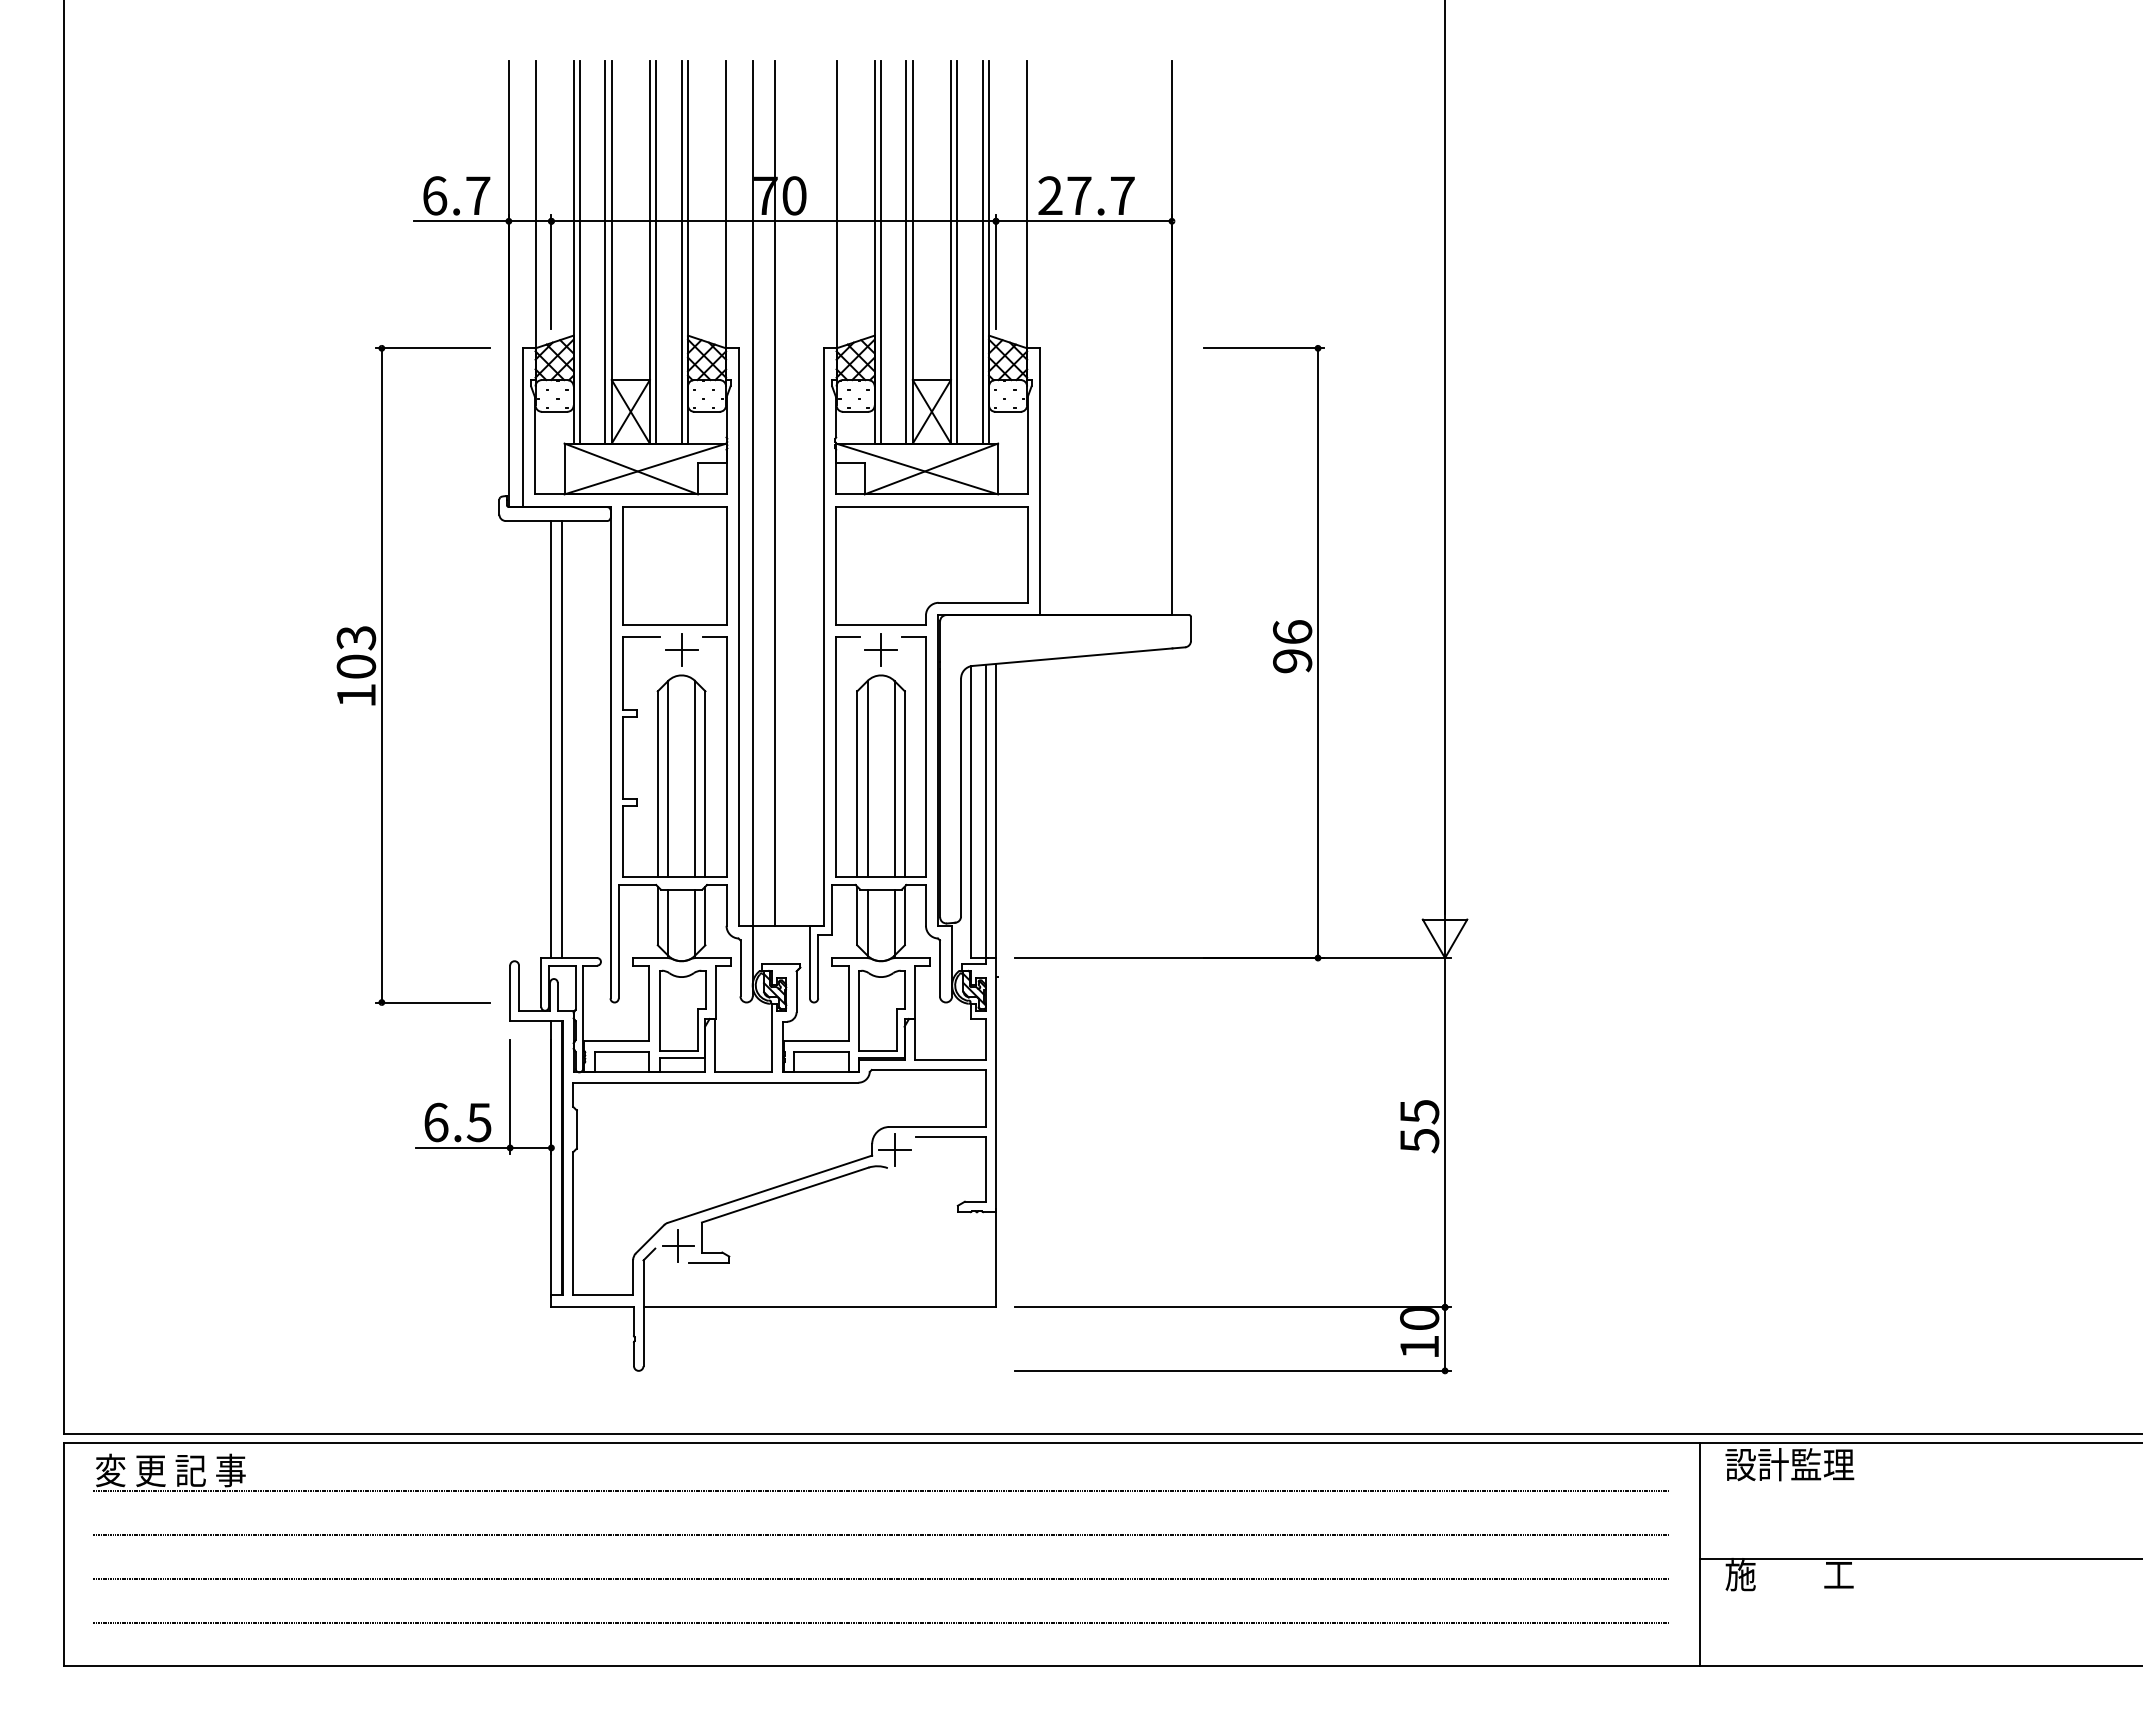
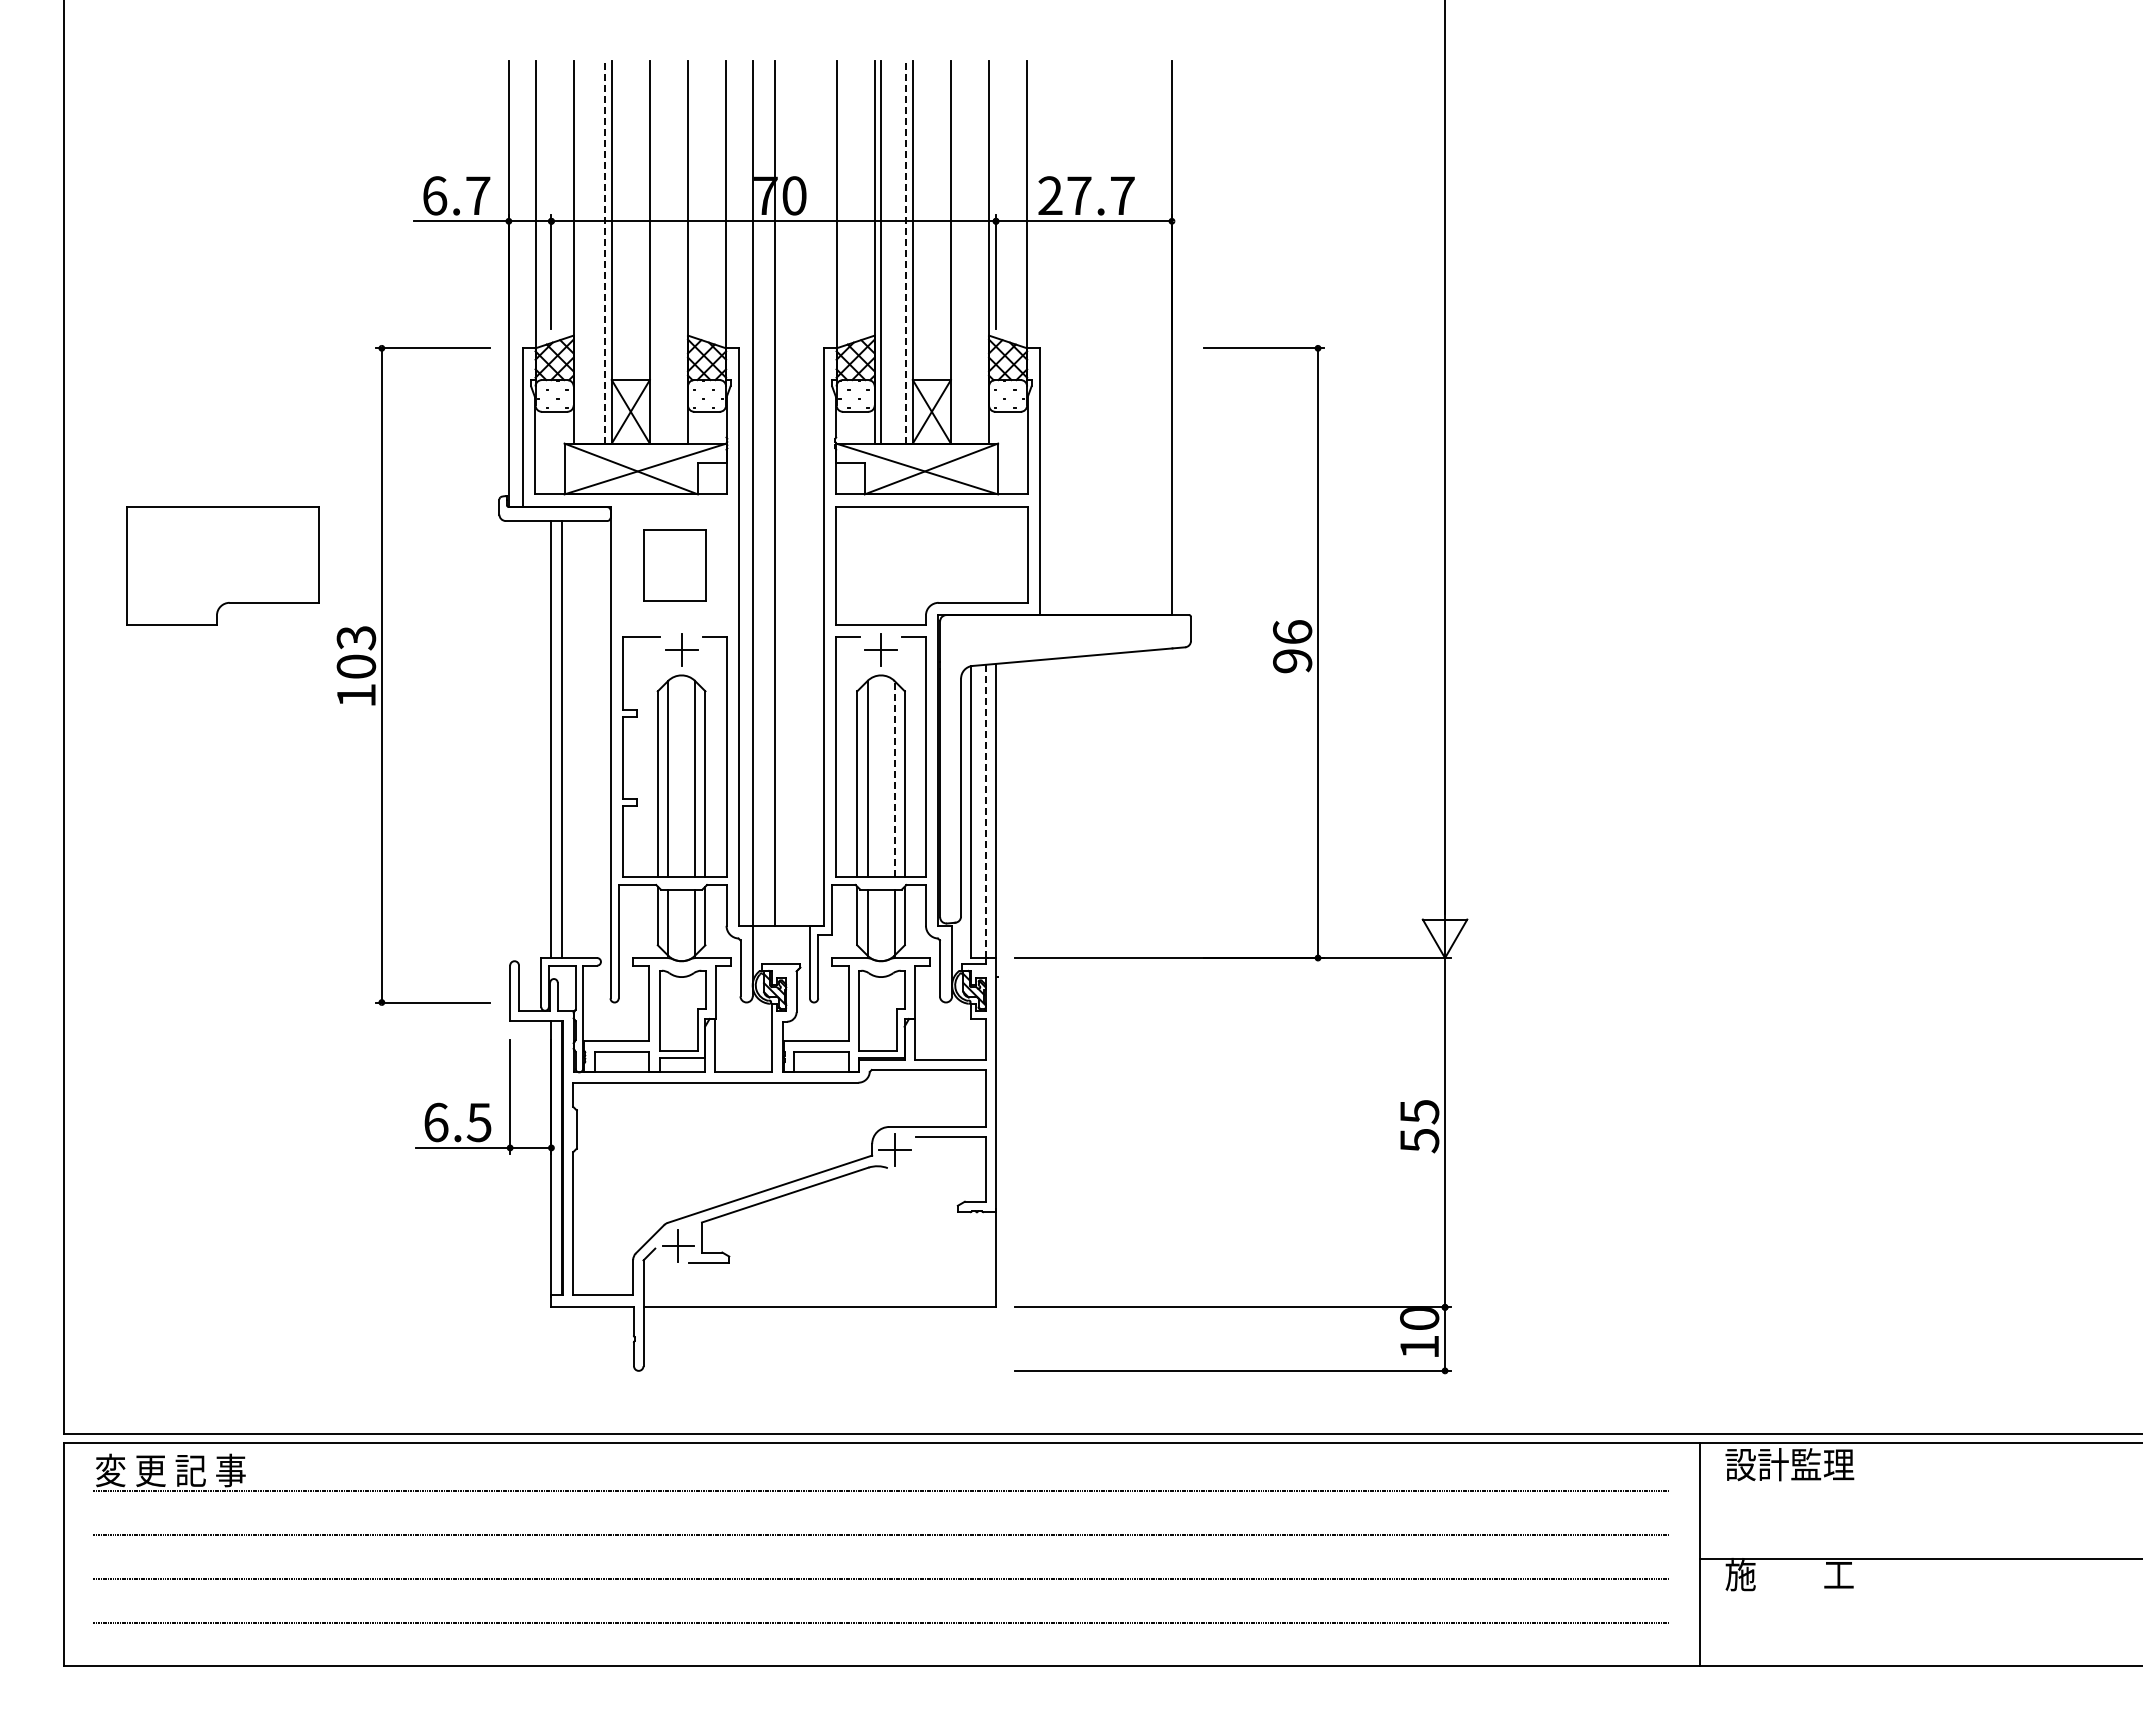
line: present -> none (580, 251)
line: solid -> dashed (605, 251)
line: present -> none (656, 251)
line: present -> none (681, 251)
line: solid -> dashed (906, 251)
line: present -> none (957, 251)
line: present -> none (982, 251)
part: none -> present (222, 565)
part size: 106x120 px -> 64x73 px (674, 565)
line: solid -> dashed (894, 778)
line: solid -> dashed (985, 811)
